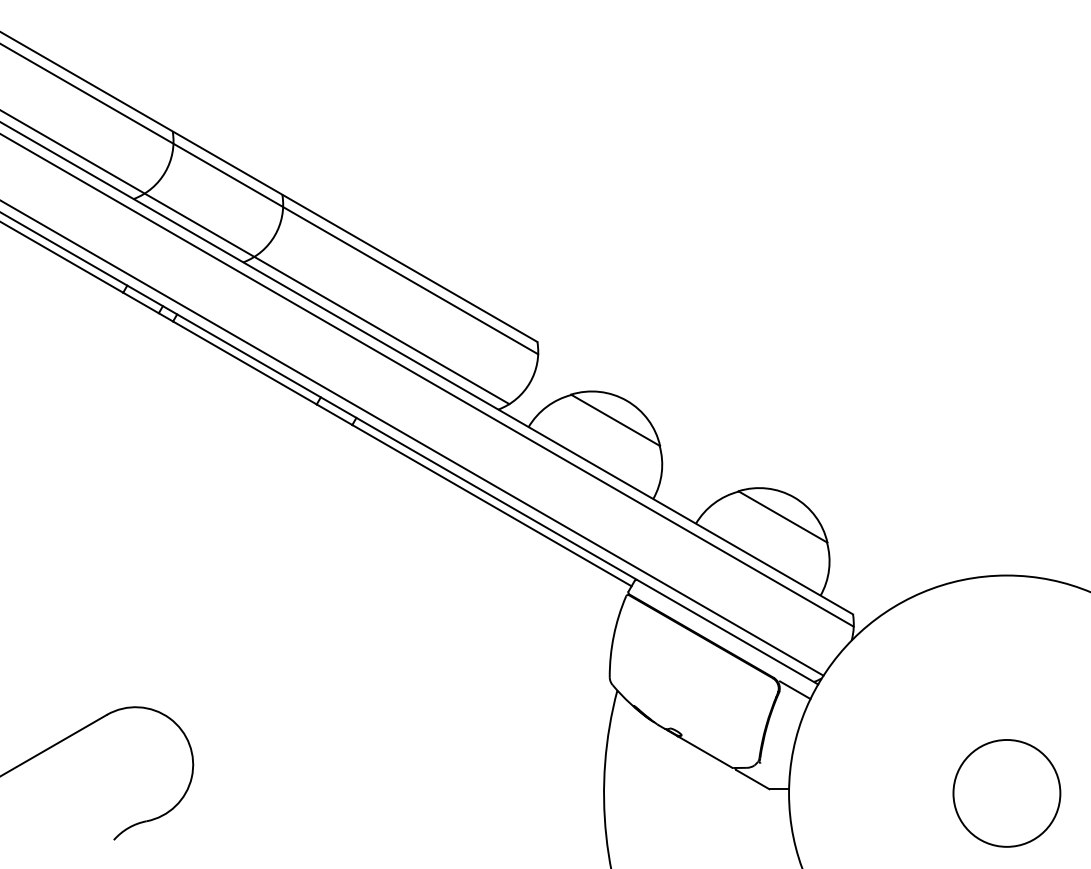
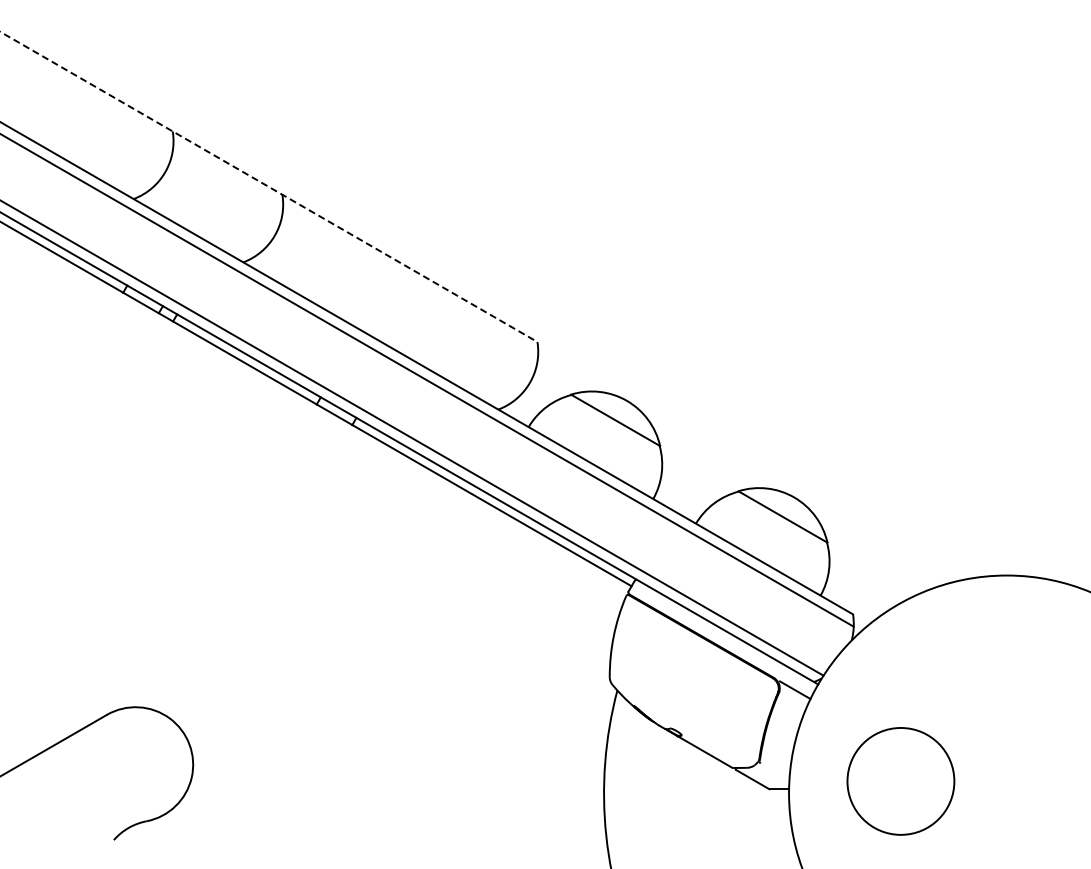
line: solid -> dashed (268, 186)
line: present -> none (270, 199)
line: present -> none (255, 257)
circle position: (1006, 793) -> (900, 781) (900, 781)
